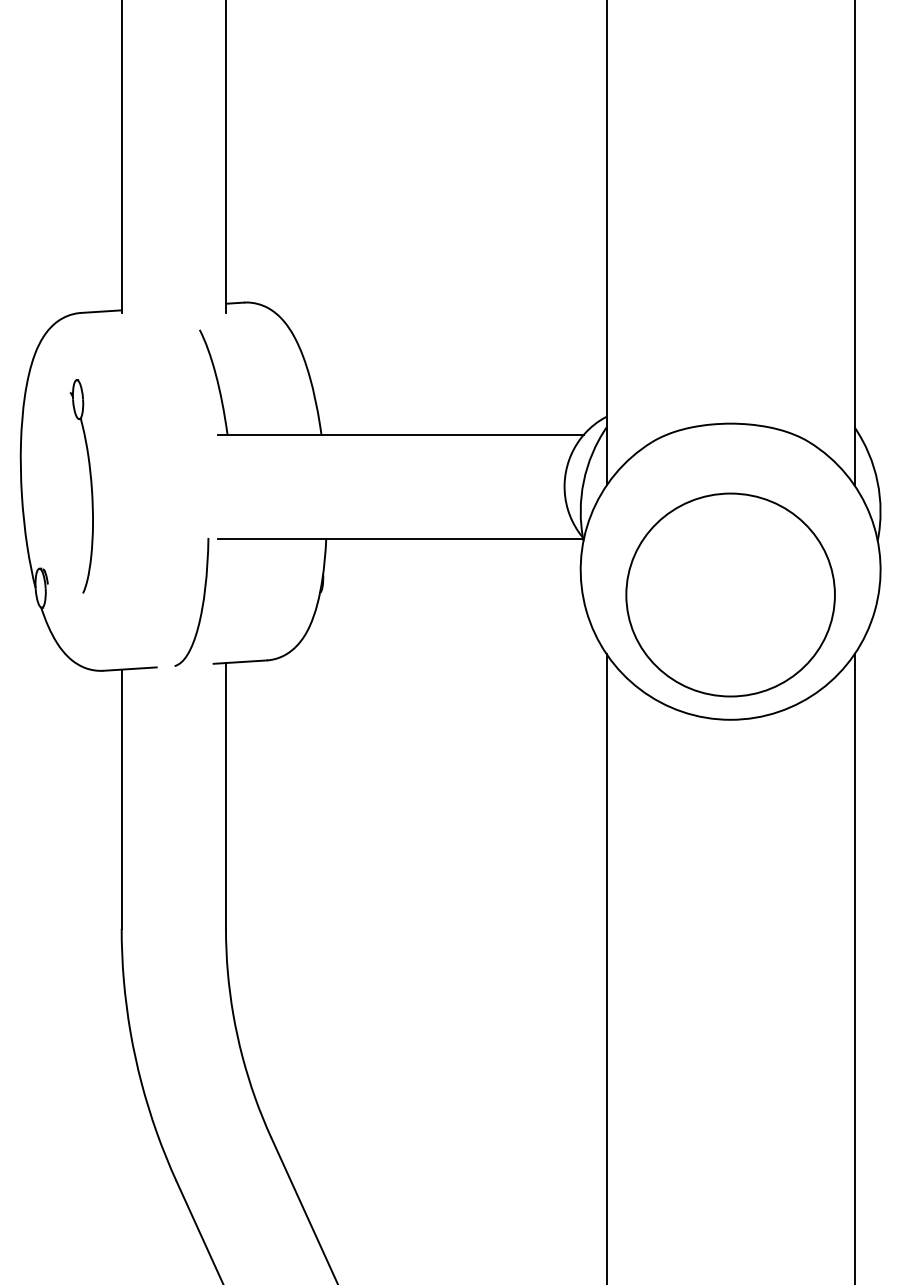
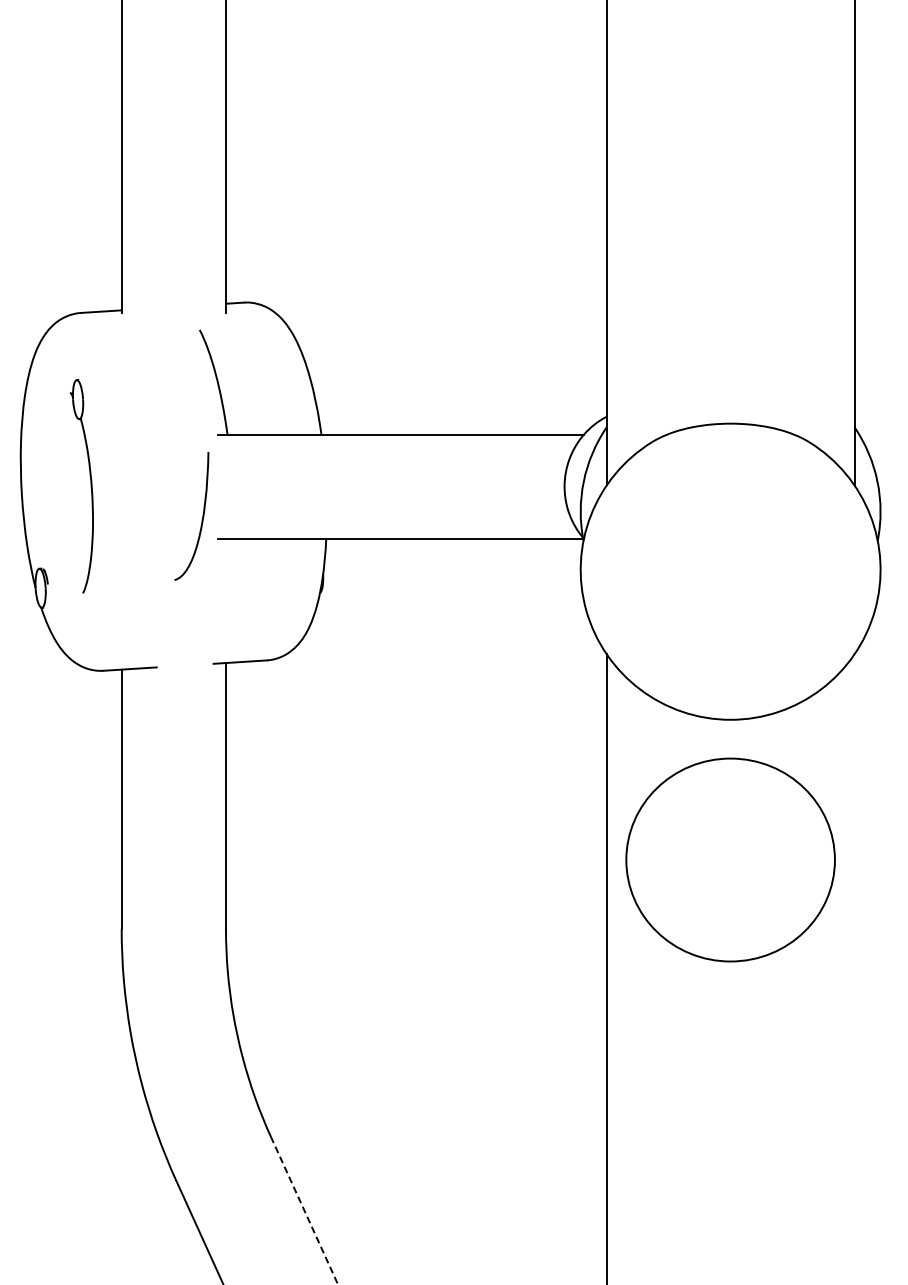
part position: (730, 594) -> (730, 859) (730, 859)
curve position: (201, 605) -> (201, 519) (201, 519)
line: present -> none (854, 967)
line: solid -> dashed (304, 1210)
